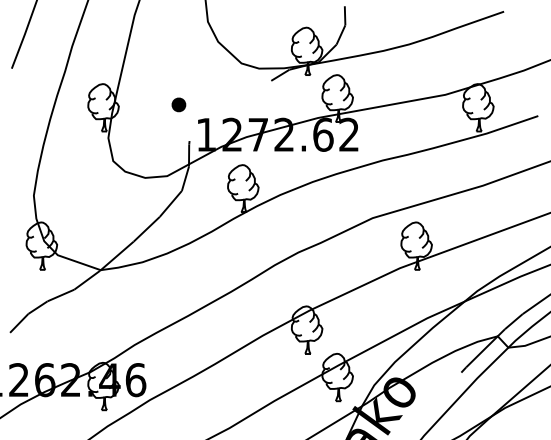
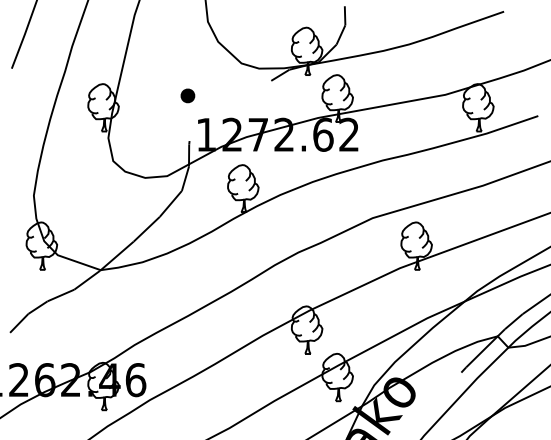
part position: (178, 104) -> (187, 95) (187, 95)
